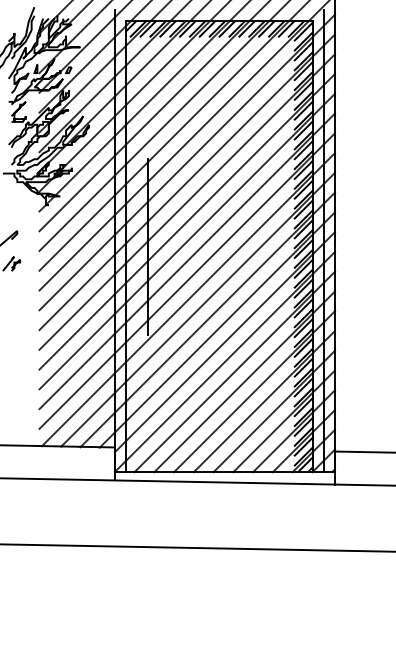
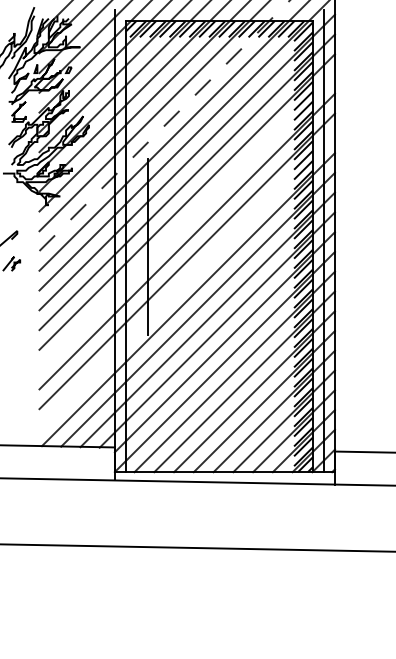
line: solid -> dashed (164, 125)
line: present -> none (186, 221)
line: present -> none (186, 280)
